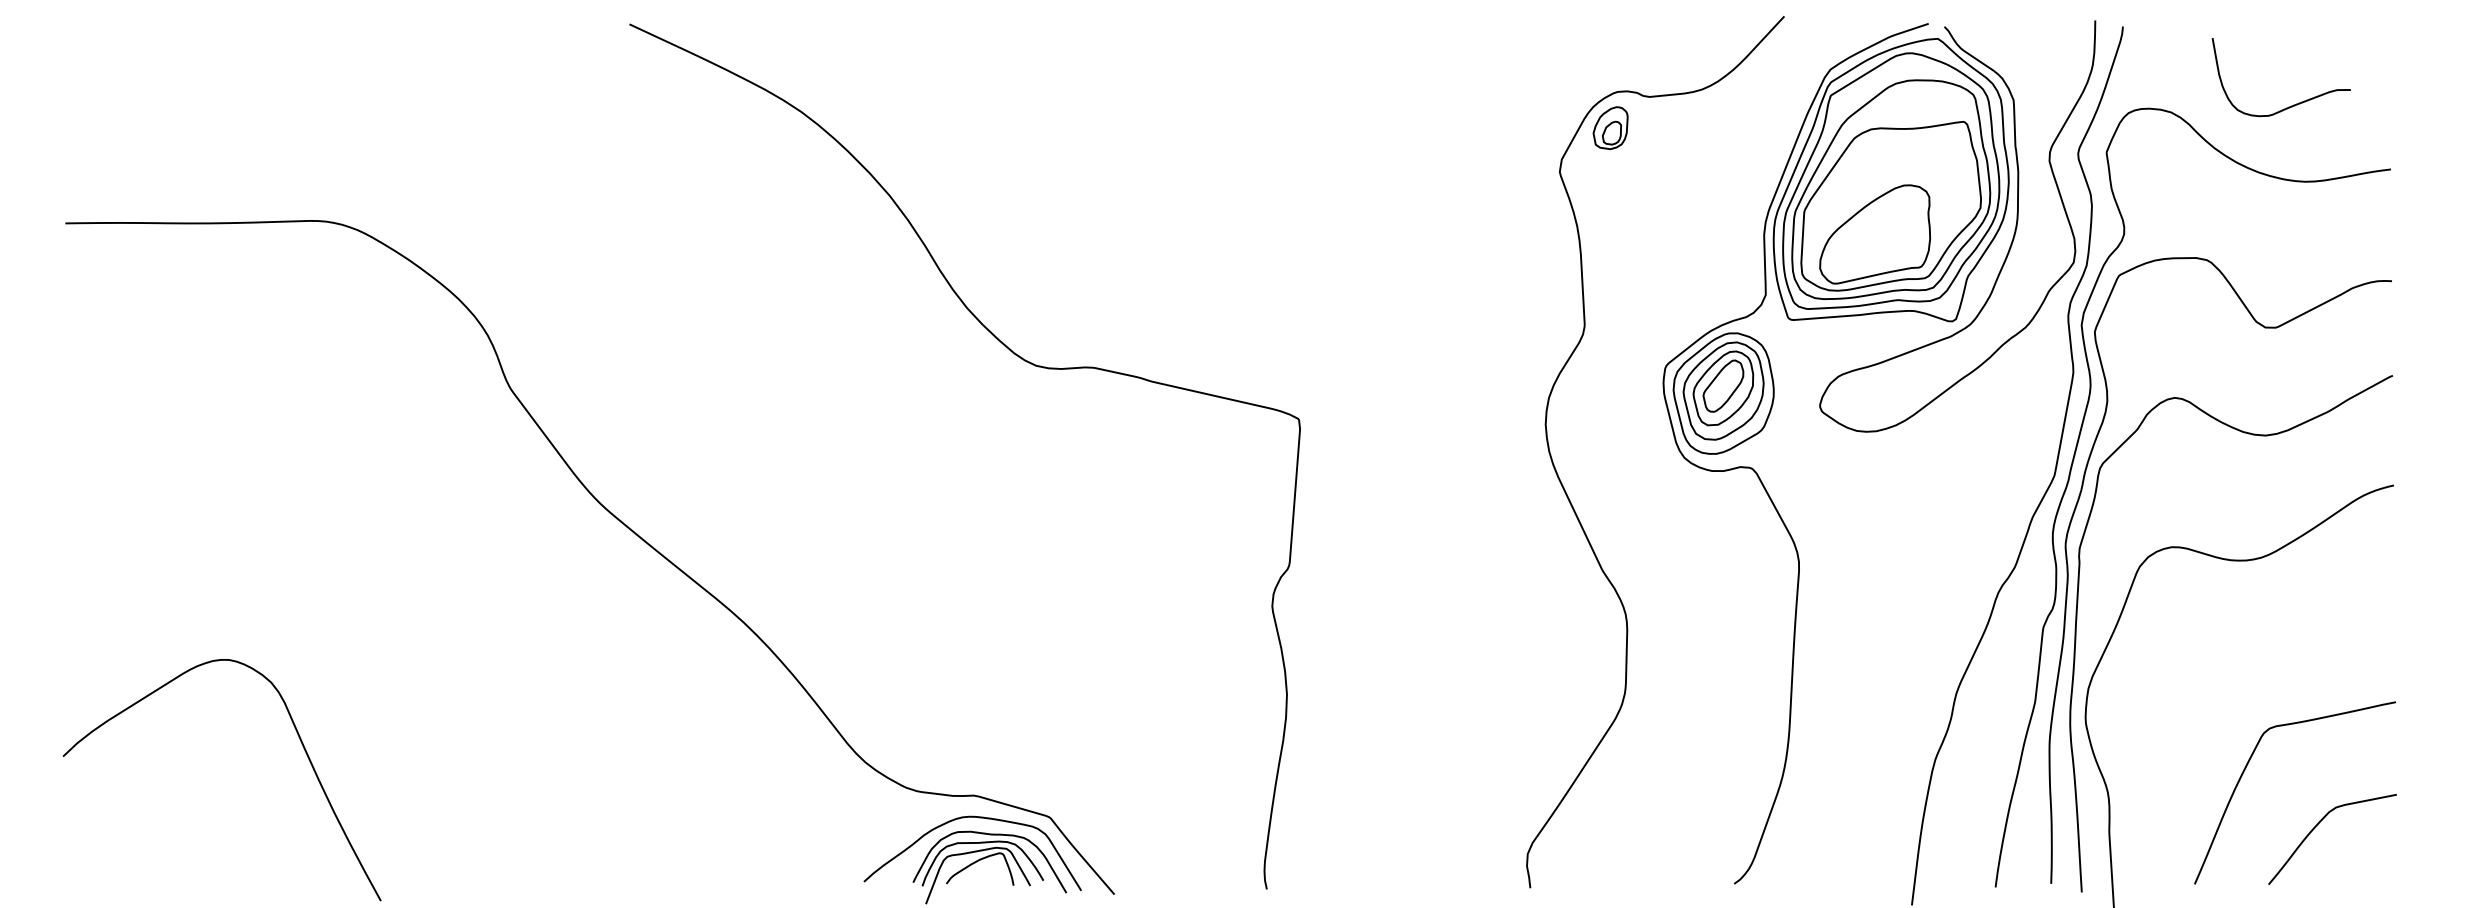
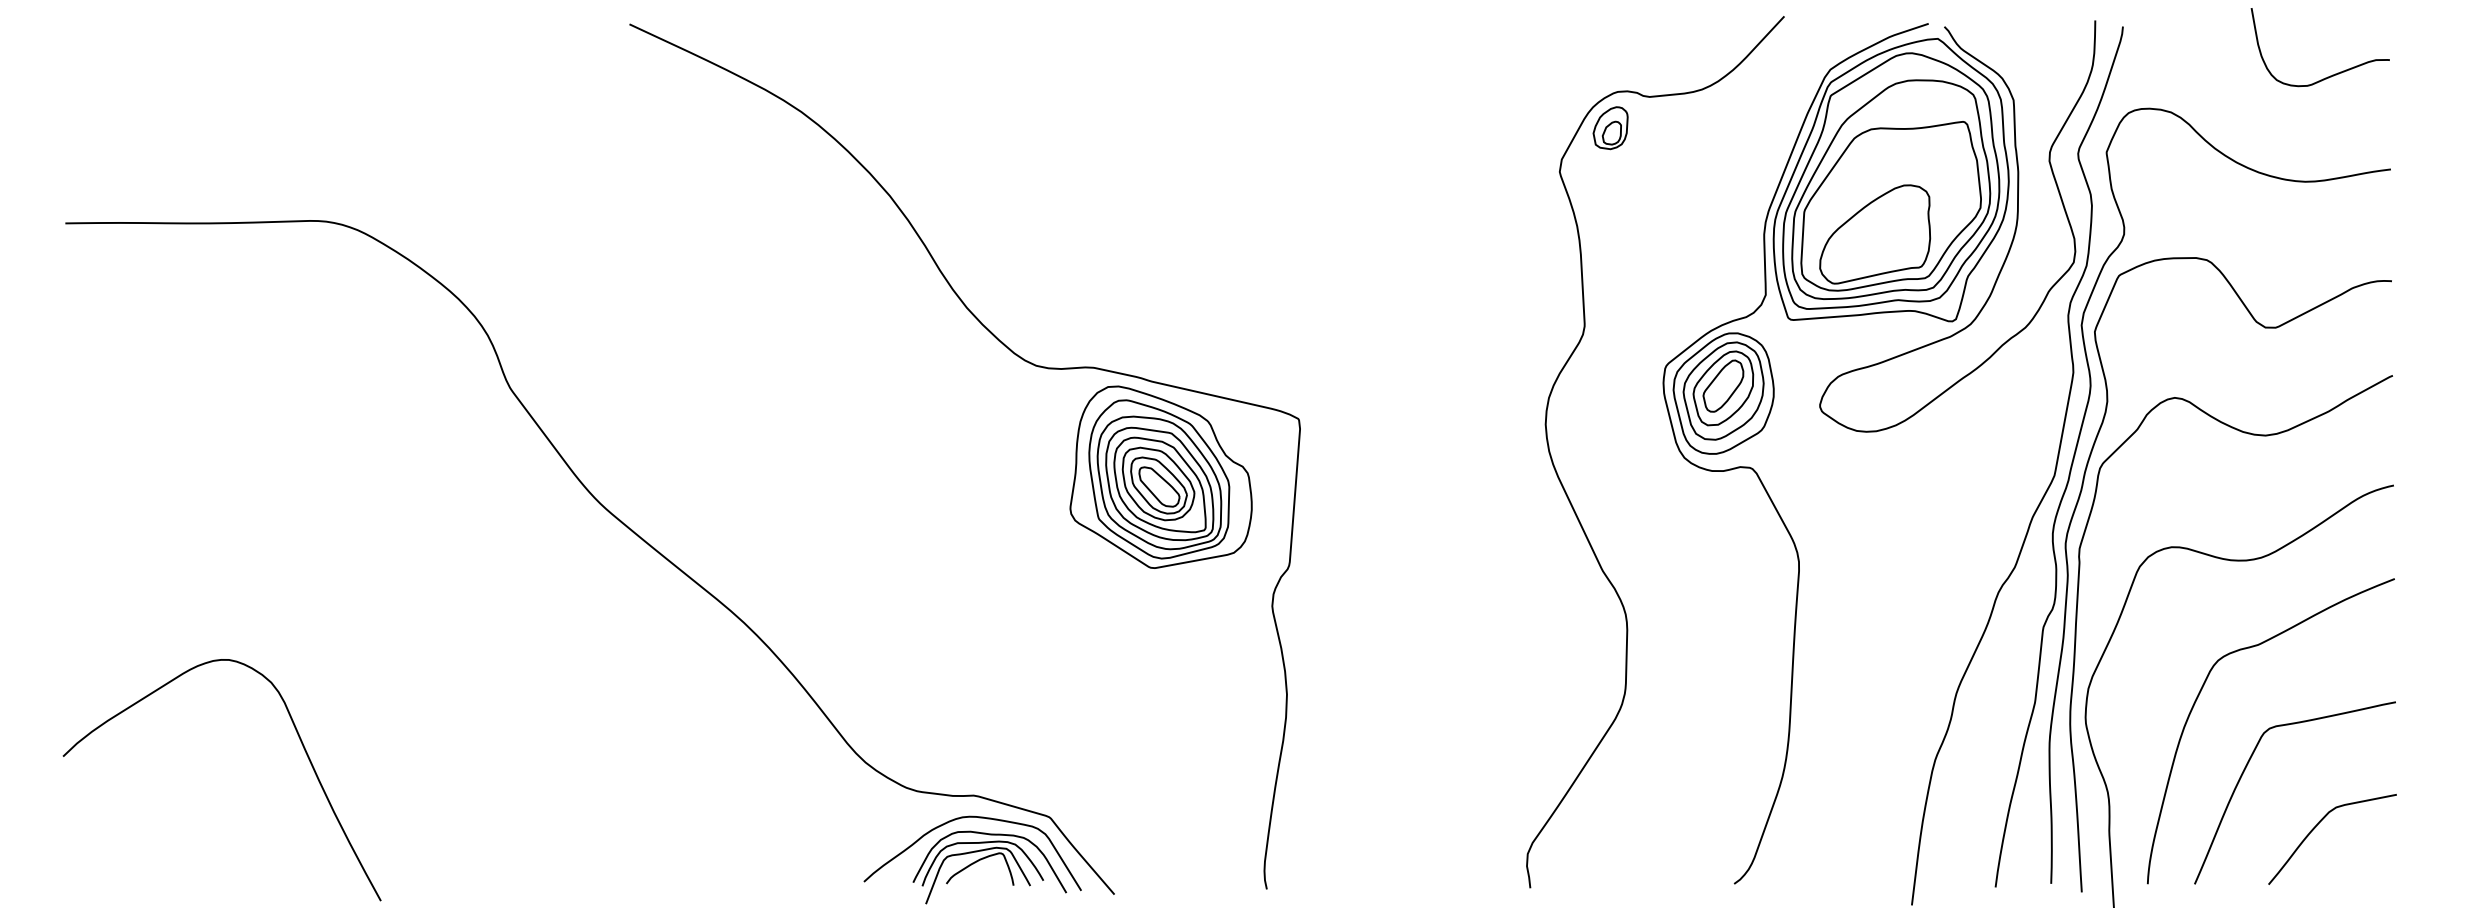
curve position: (2293, 104) -> (2332, 74) (2332, 74)
part: none -> present (1160, 476)
curve: none -> present (2199, 695)
